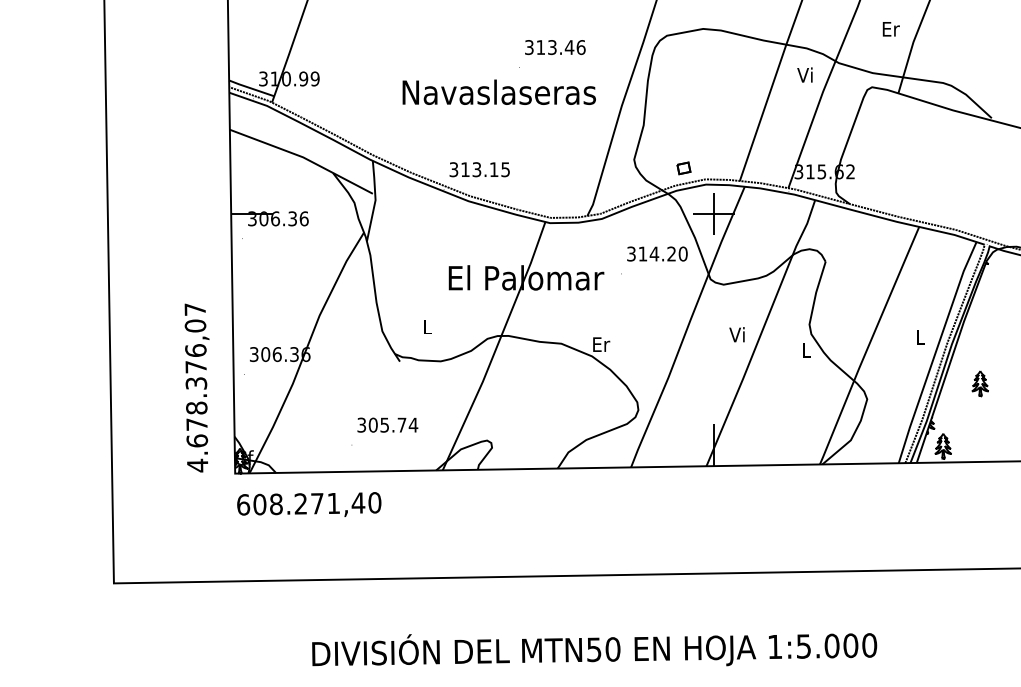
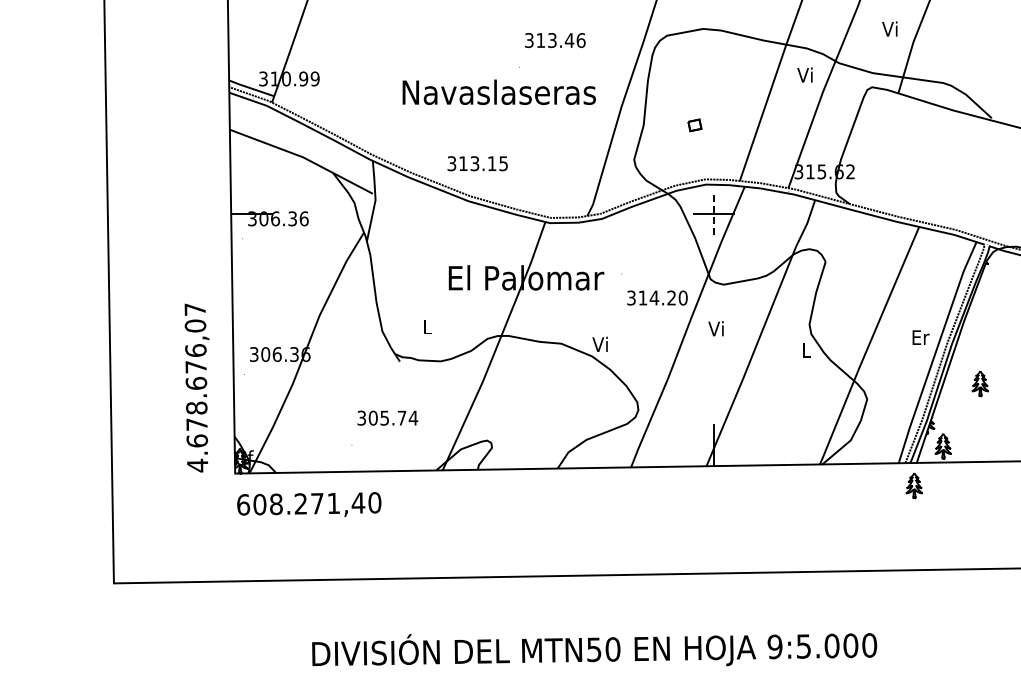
text: Er -> Vi (890, 28)
text position: (555, 47) -> (555, 40) (555, 40)
part position: (683, 168) -> (694, 125) (694, 125)
text position: (479, 169) -> (477, 163) (477, 163)
line: solid -> dashed (713, 214)
text position: (657, 253) -> (657, 297) (657, 297)
text position: (736, 334) -> (715, 328) (715, 328)
text: L -> Er (920, 337)
text: Er -> Vi (601, 343)
text: 4.678.376,07 -> 4.678.676,07 (196, 382)
text position: (387, 424) -> (387, 417) (387, 417)
part: none -> present (913, 485)
text: 1:5.000 -> 9:5.000 (774, 646)
